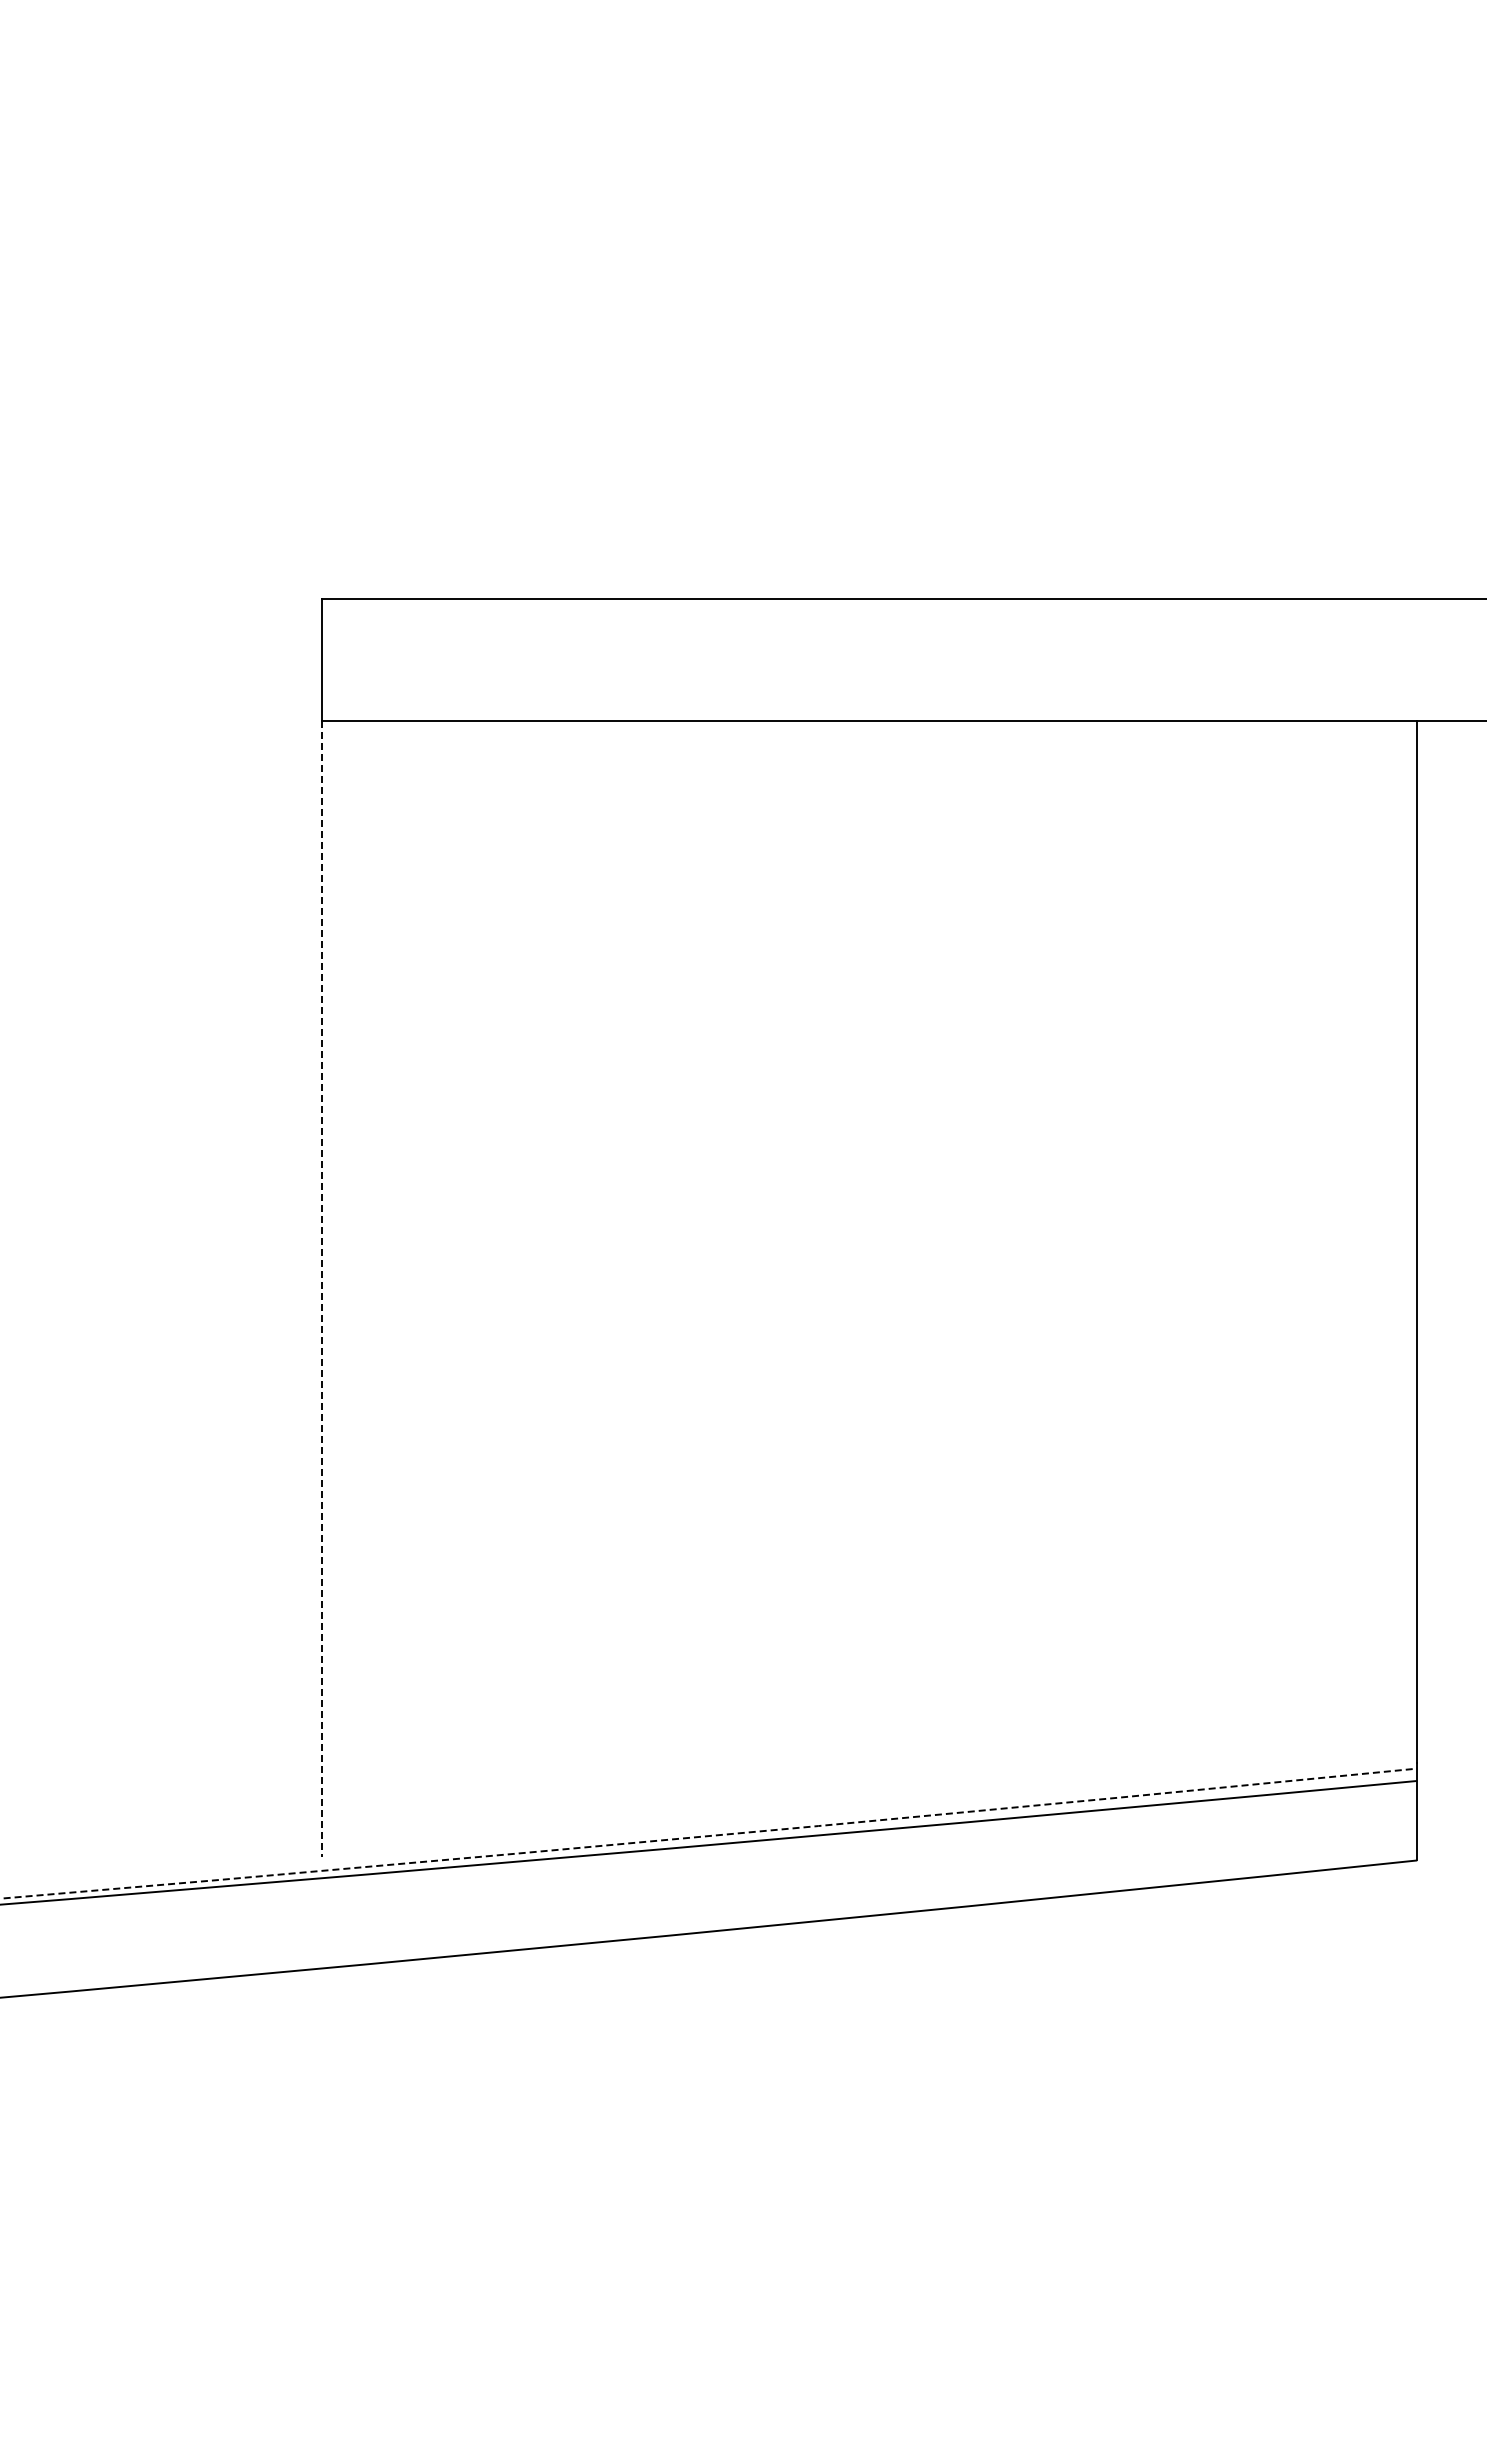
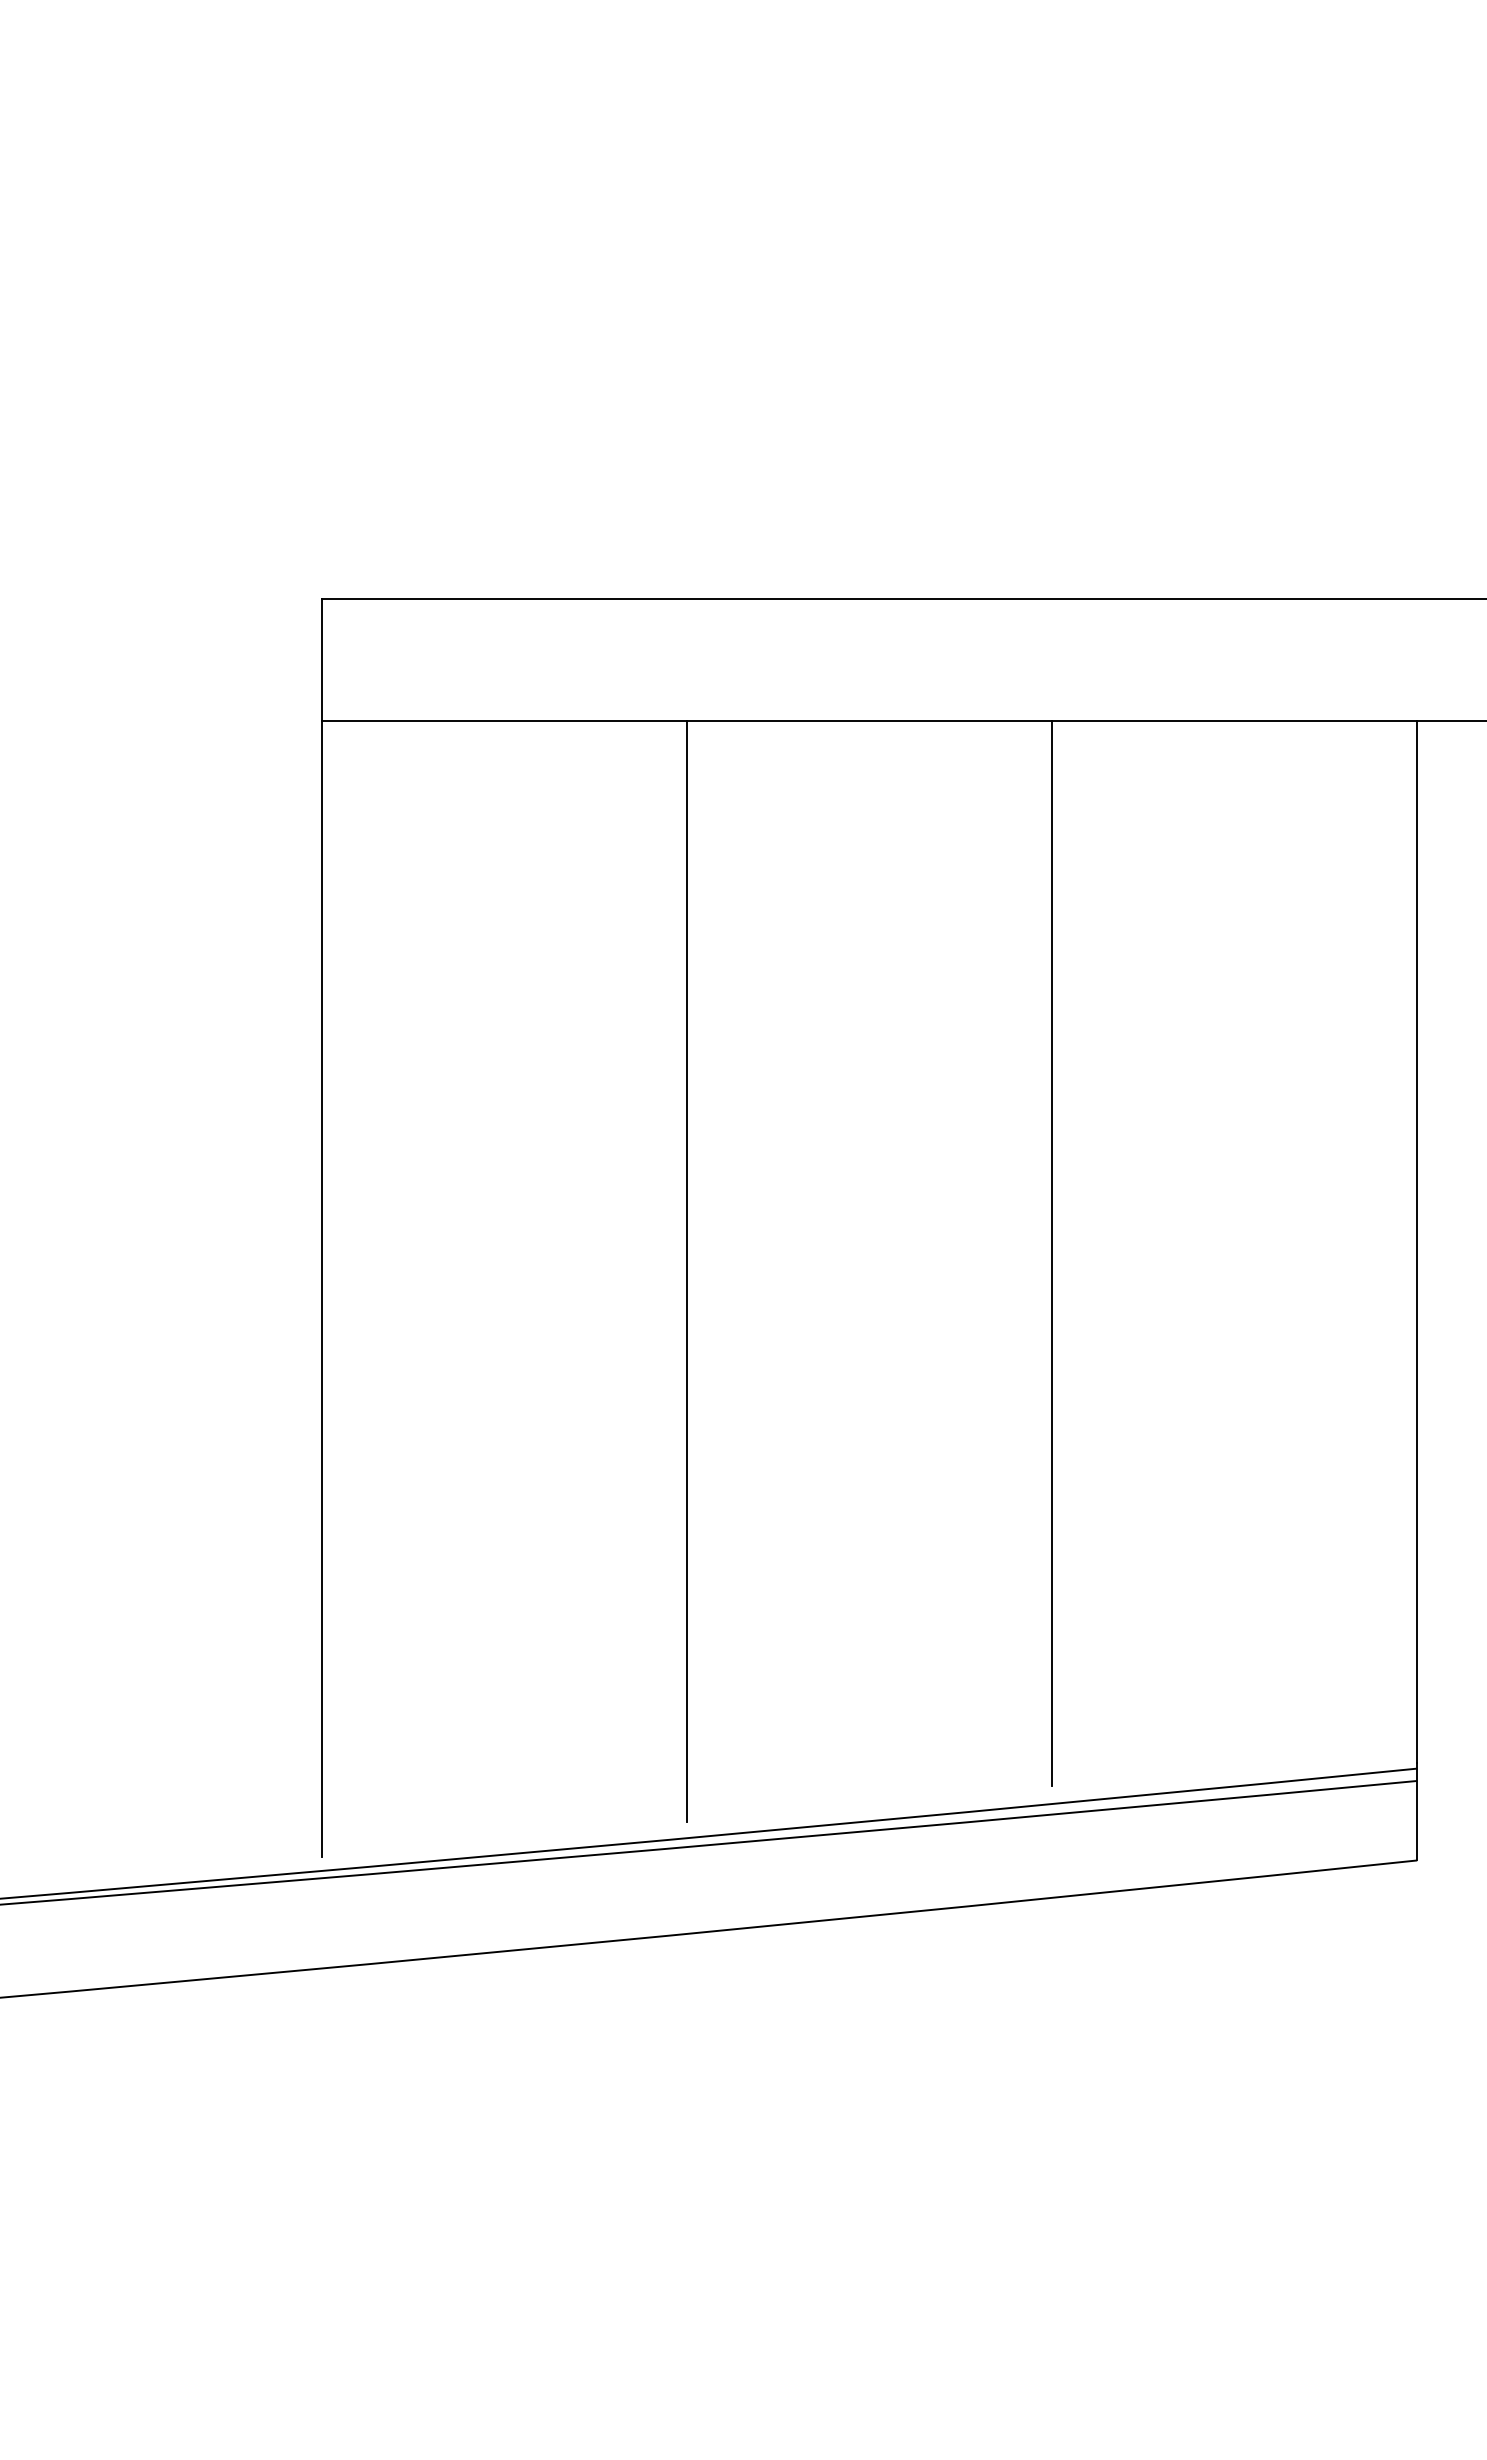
line: none -> present (1052, 1253)
line: none -> present (686, 1271)
line: dashed -> solid (321, 1289)
arc: dashed -> solid (709, 1835)
